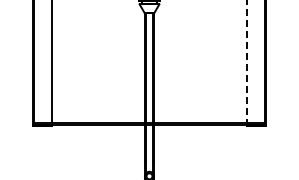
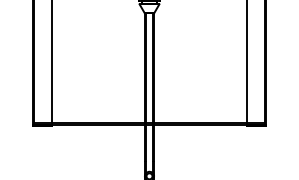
line: dashed -> solid (246, 63)
